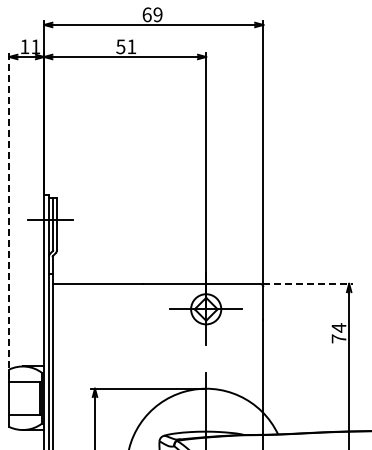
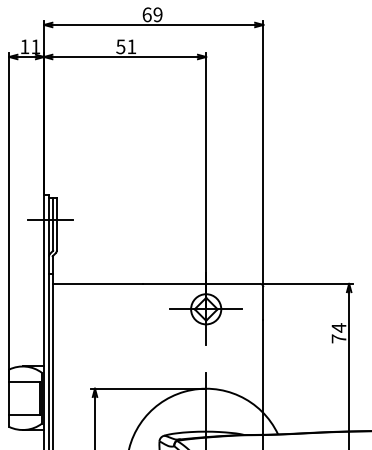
line: dashed -> solid (9, 215)
line: dashed -> solid (308, 283)
